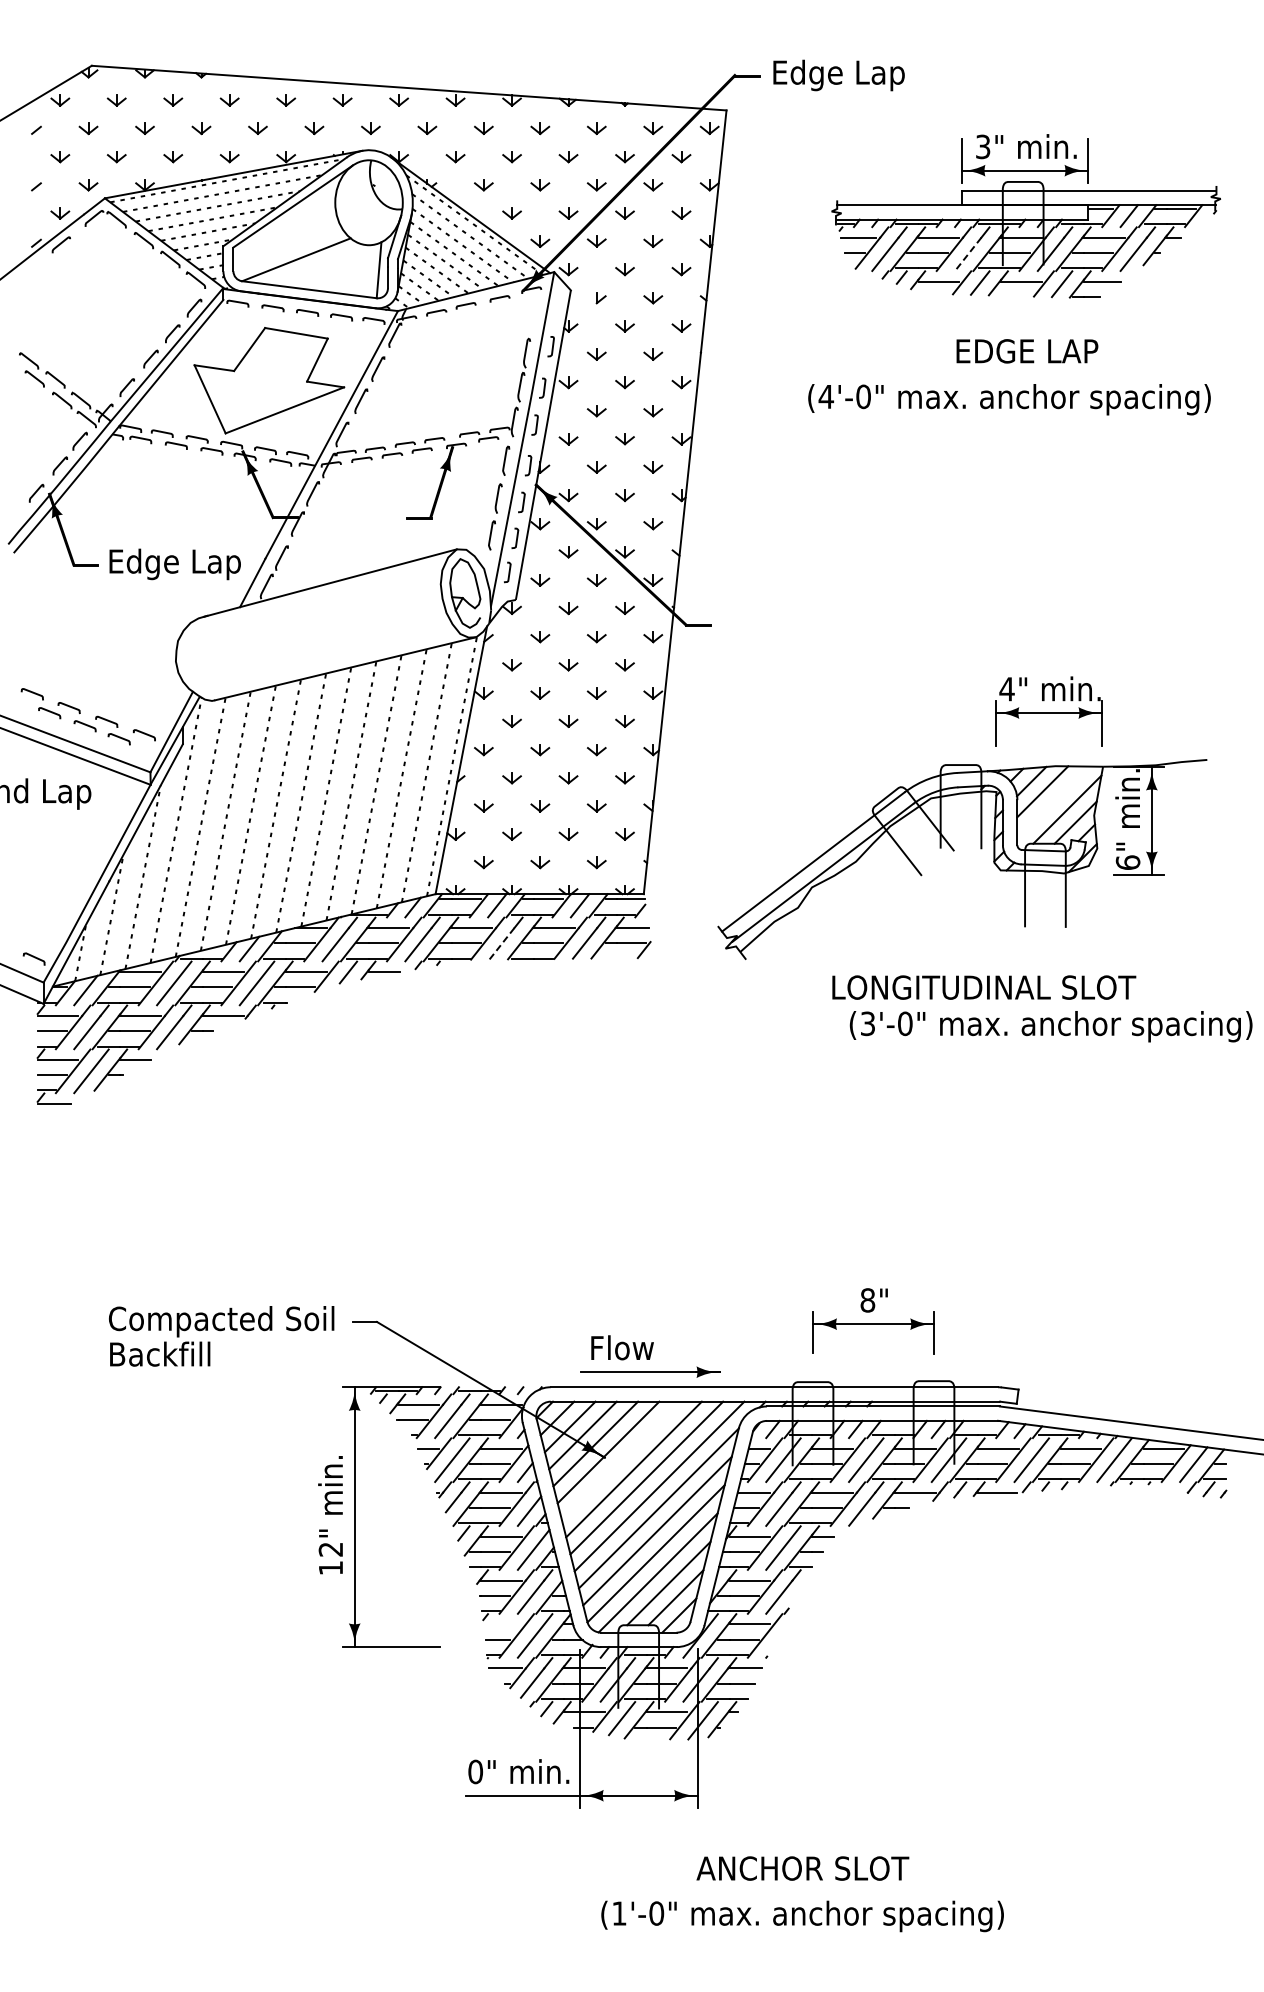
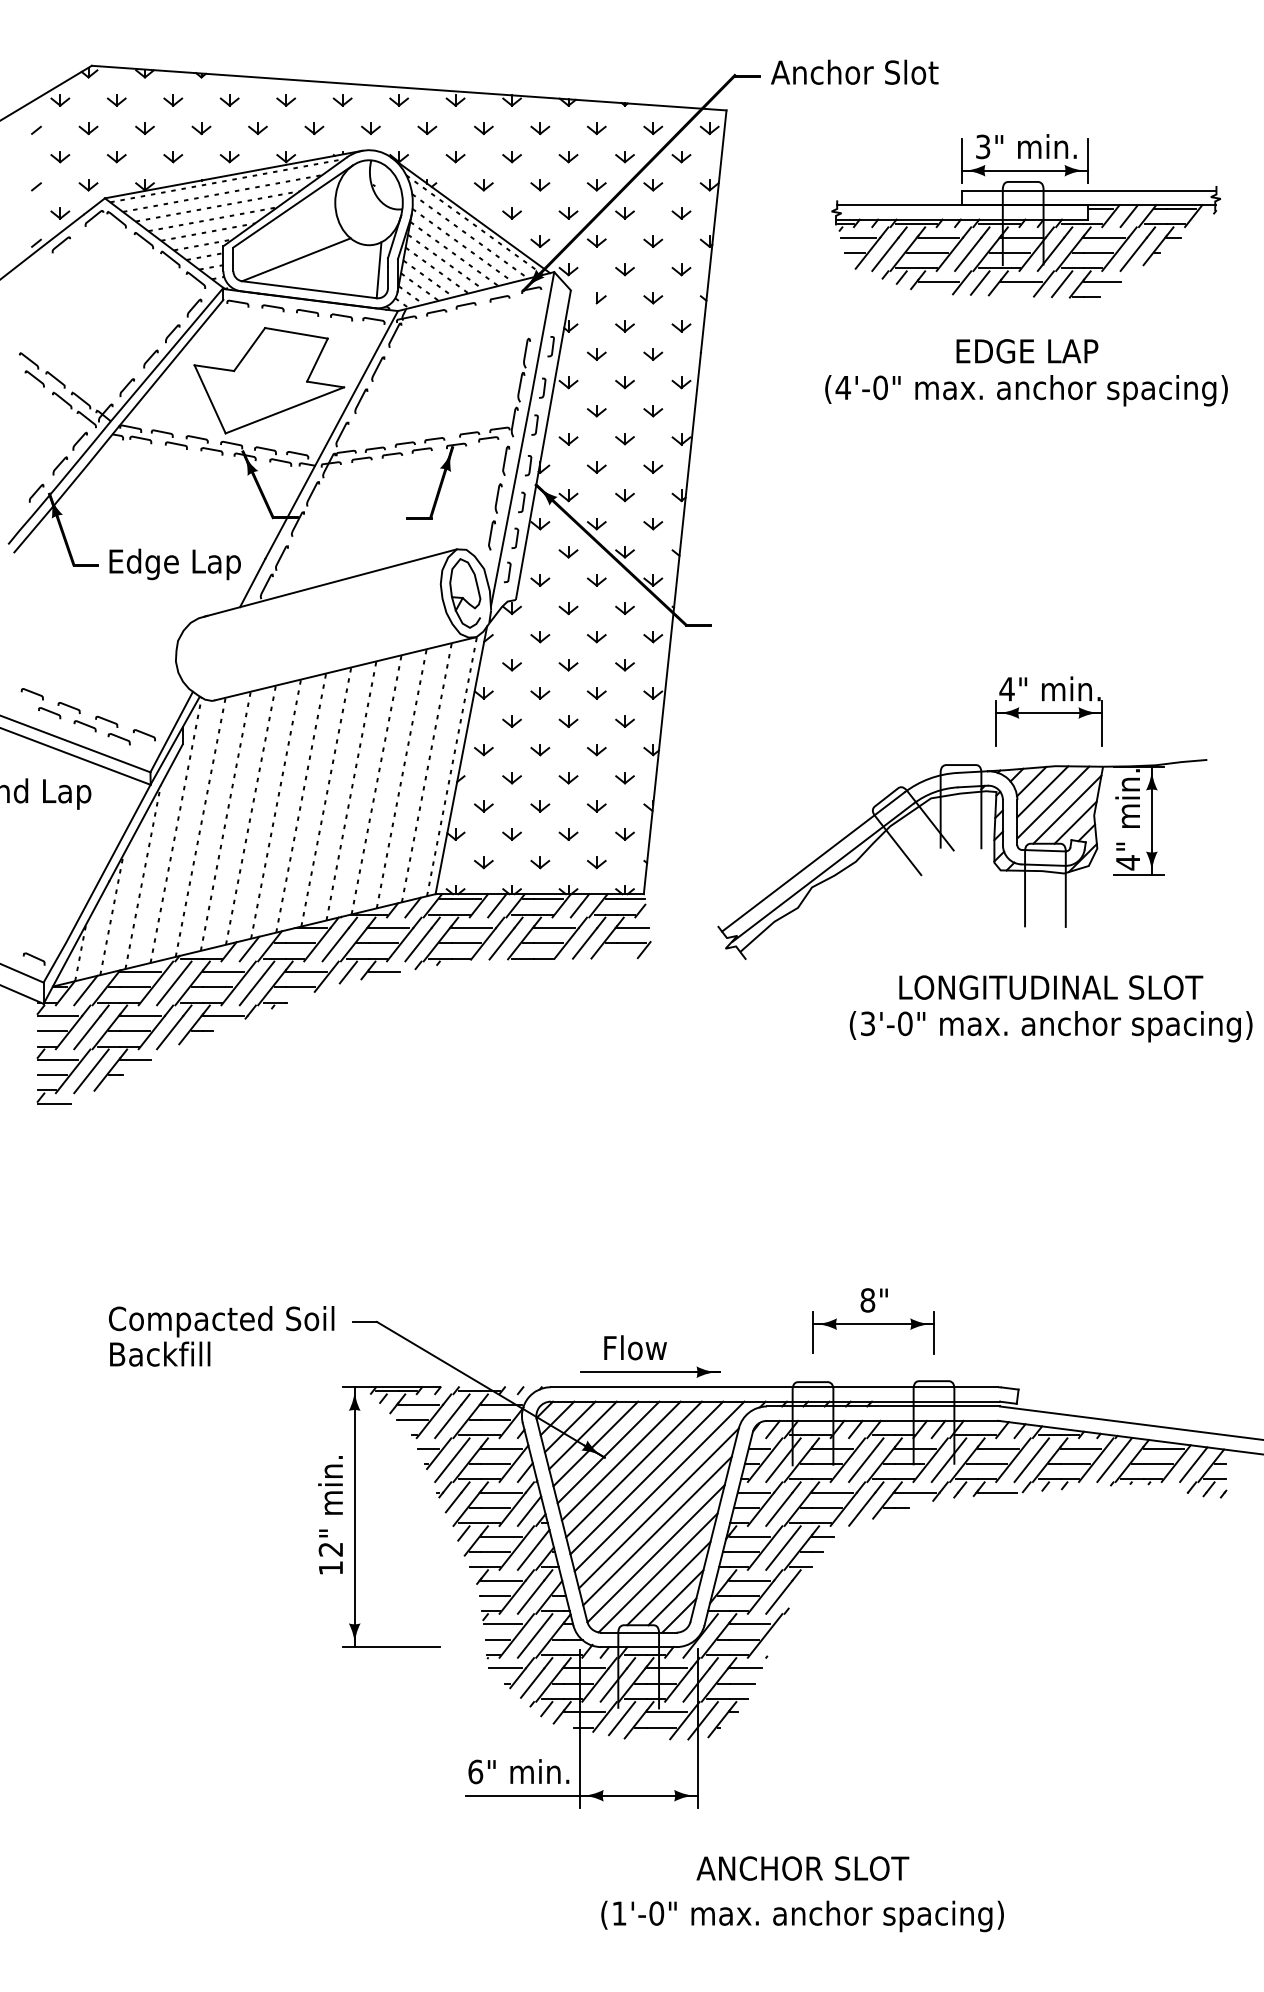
text: Edge Lap -> Anchor Slot (854, 75)
line: dashed -> solid (967, 254)
text position: (1009, 399) -> (1026, 390) (1026, 390)
line: none -> present (1053, 802)
text: 6" -> 4" (1127, 862)
line: dashed -> solid (501, 944)
text position: (984, 987) -> (1051, 987) (1051, 987)
text position: (622, 1347) -> (635, 1347) (635, 1347)
line: none -> present (620, 1460)
line: none -> present (502, 1624)
text: 0" -> 6" (475, 1771)
